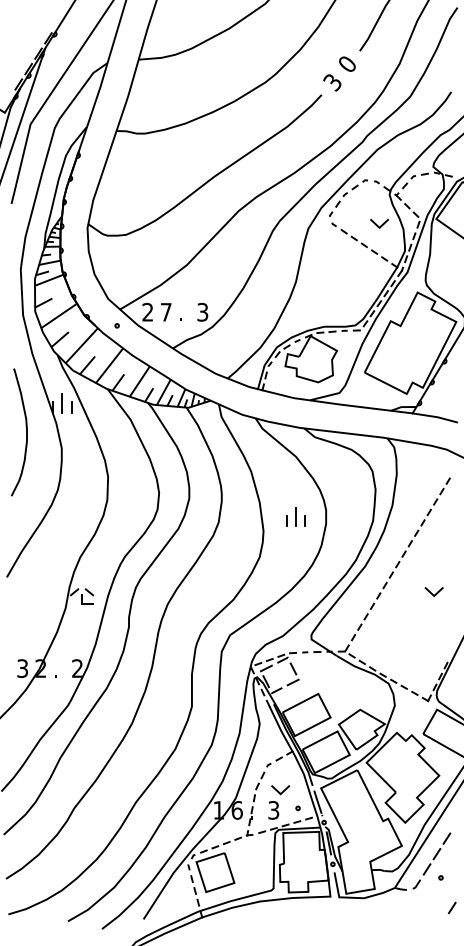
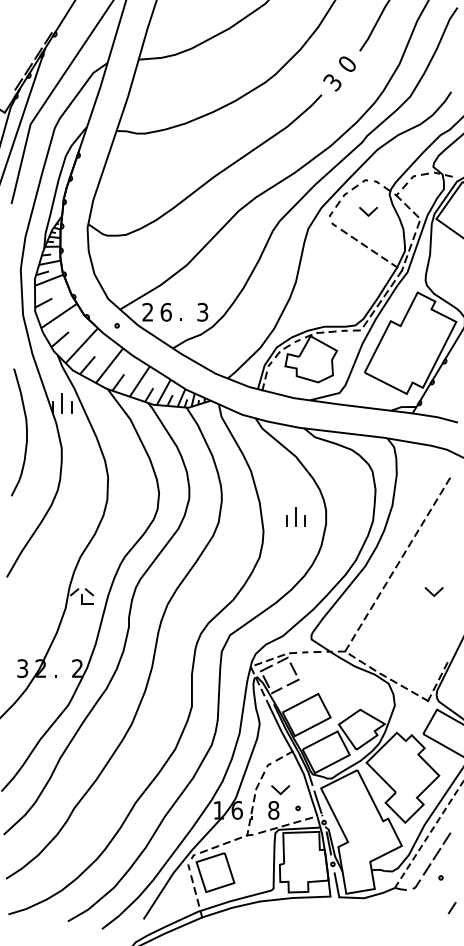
line position: (377, 224) -> (366, 212) (366, 212)
text: 7 -> 6 (165, 311)
text: 3 -> 8 (273, 810)
line: solid -> dashed (429, 834)
